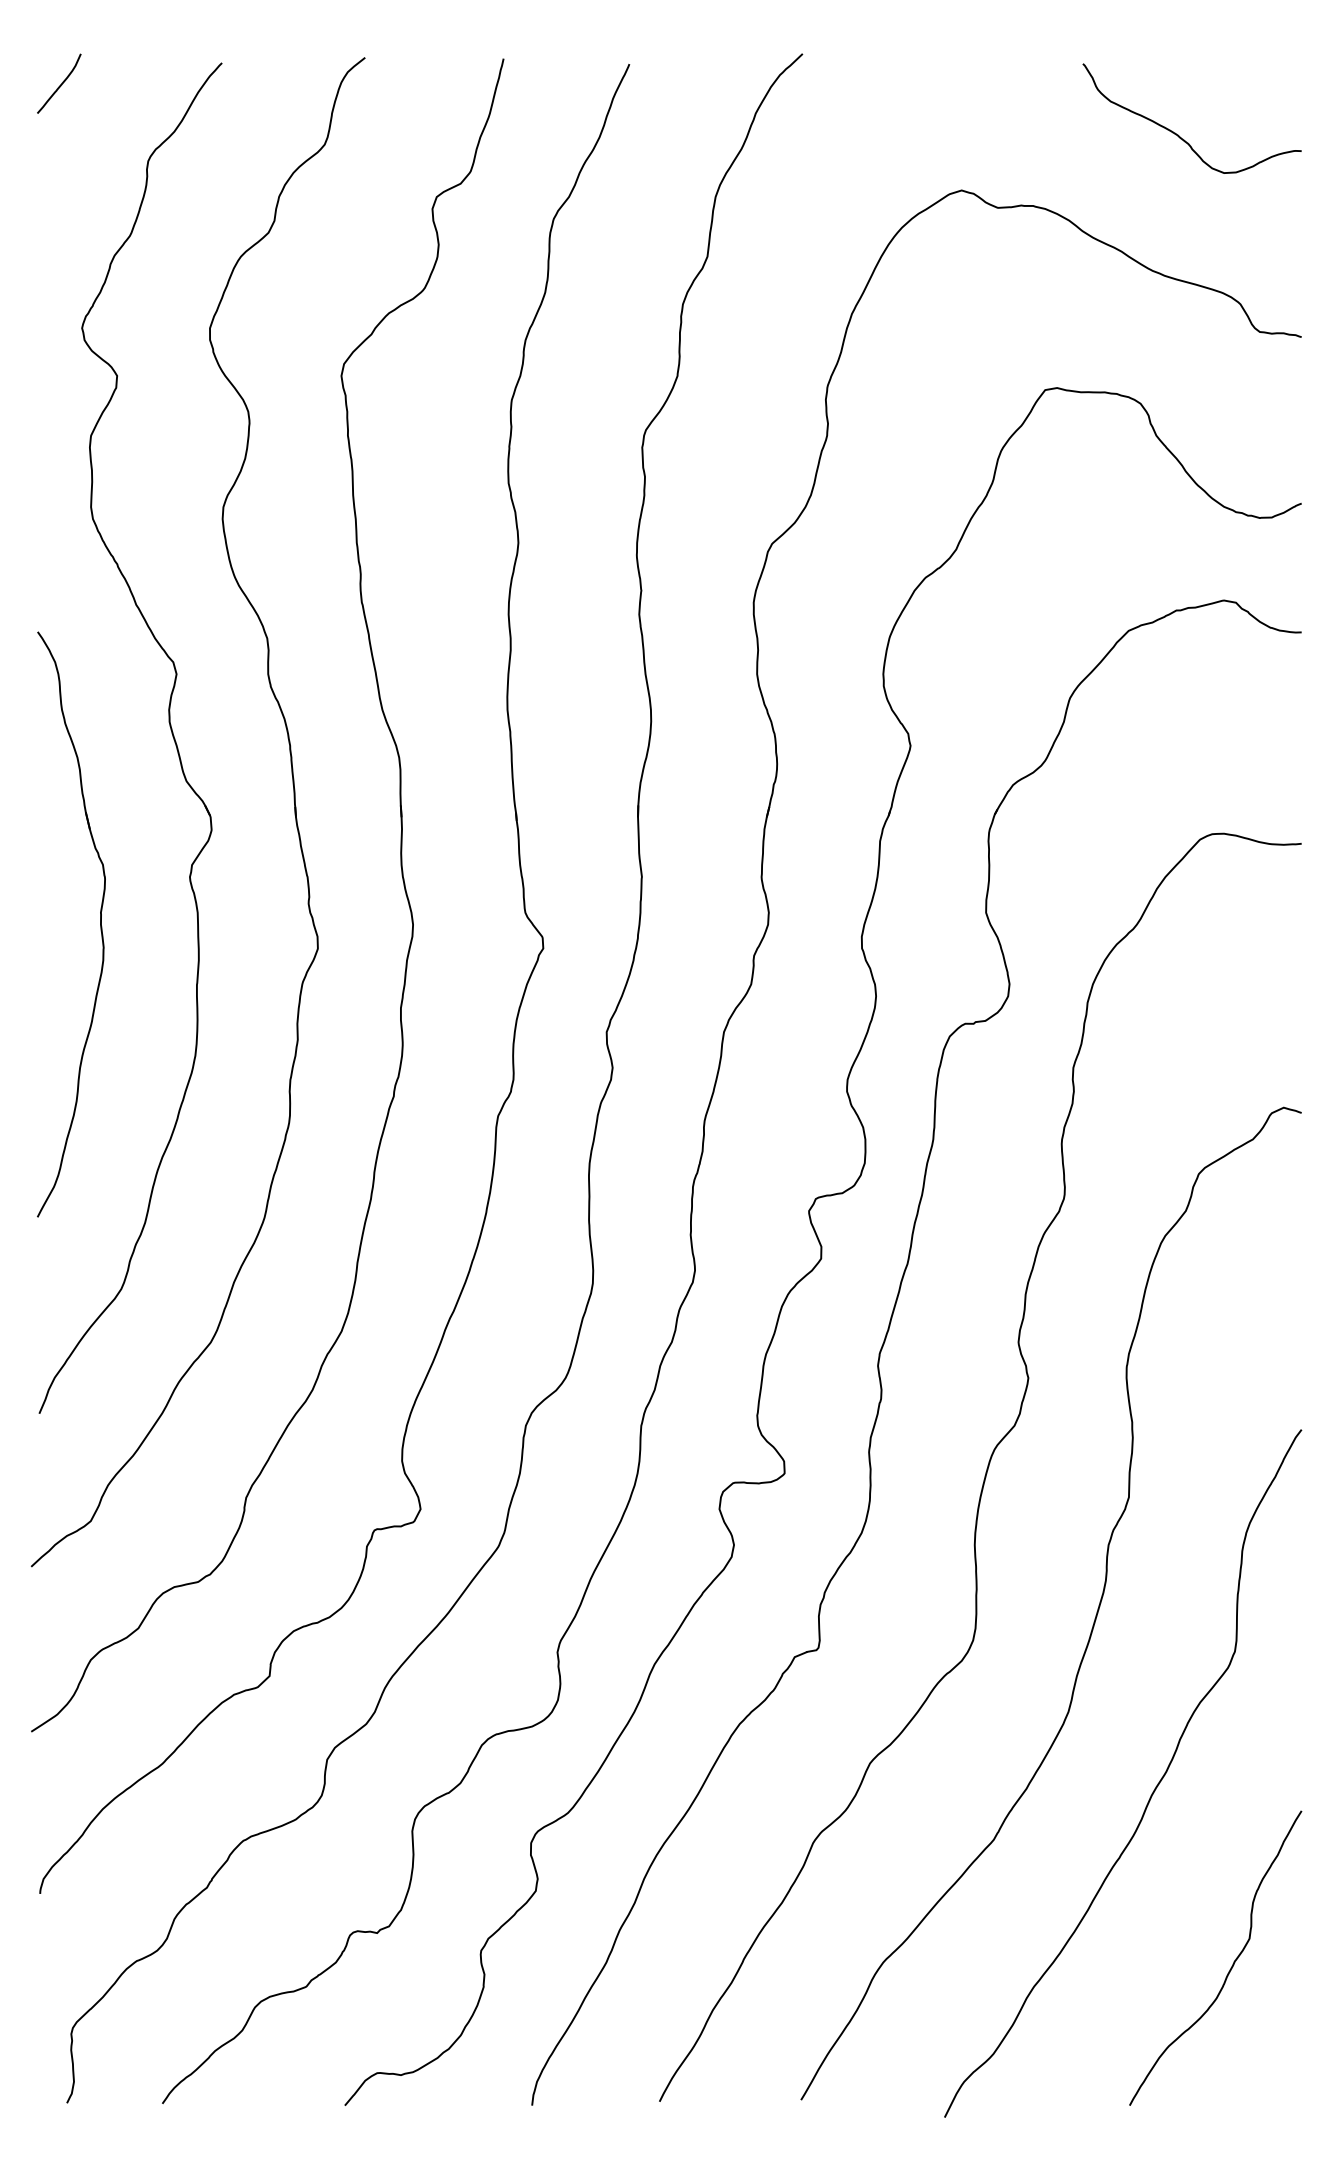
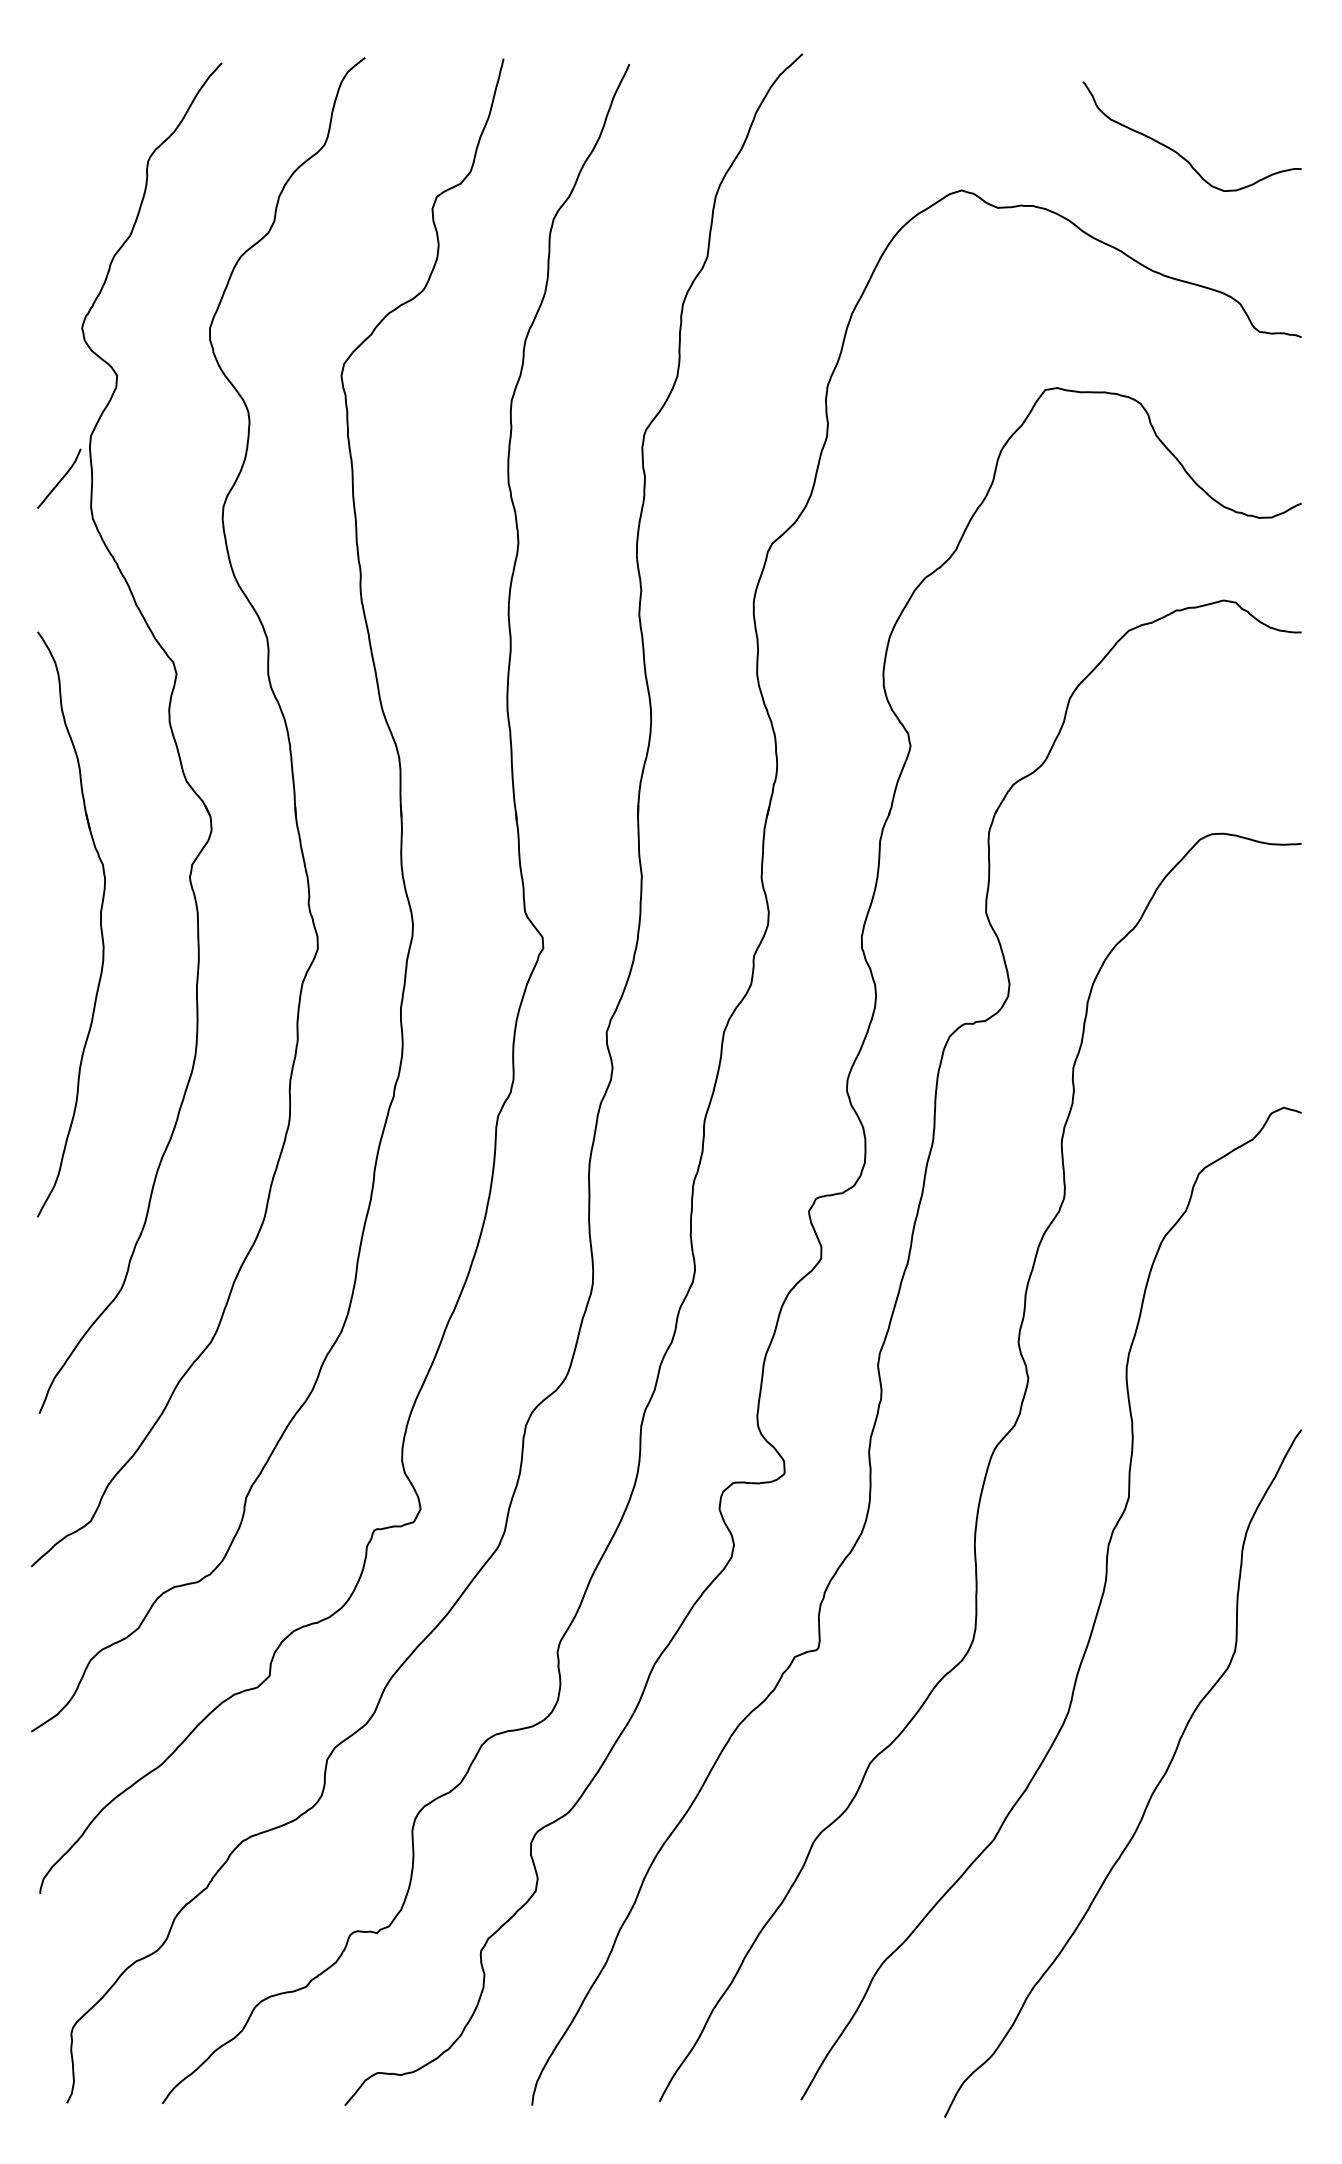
curve position: (60, 84) -> (60, 479) (60, 479)
curve position: (1178, 134) -> (1178, 152) (1178, 152)
curve: present -> none (1230, 1967)
